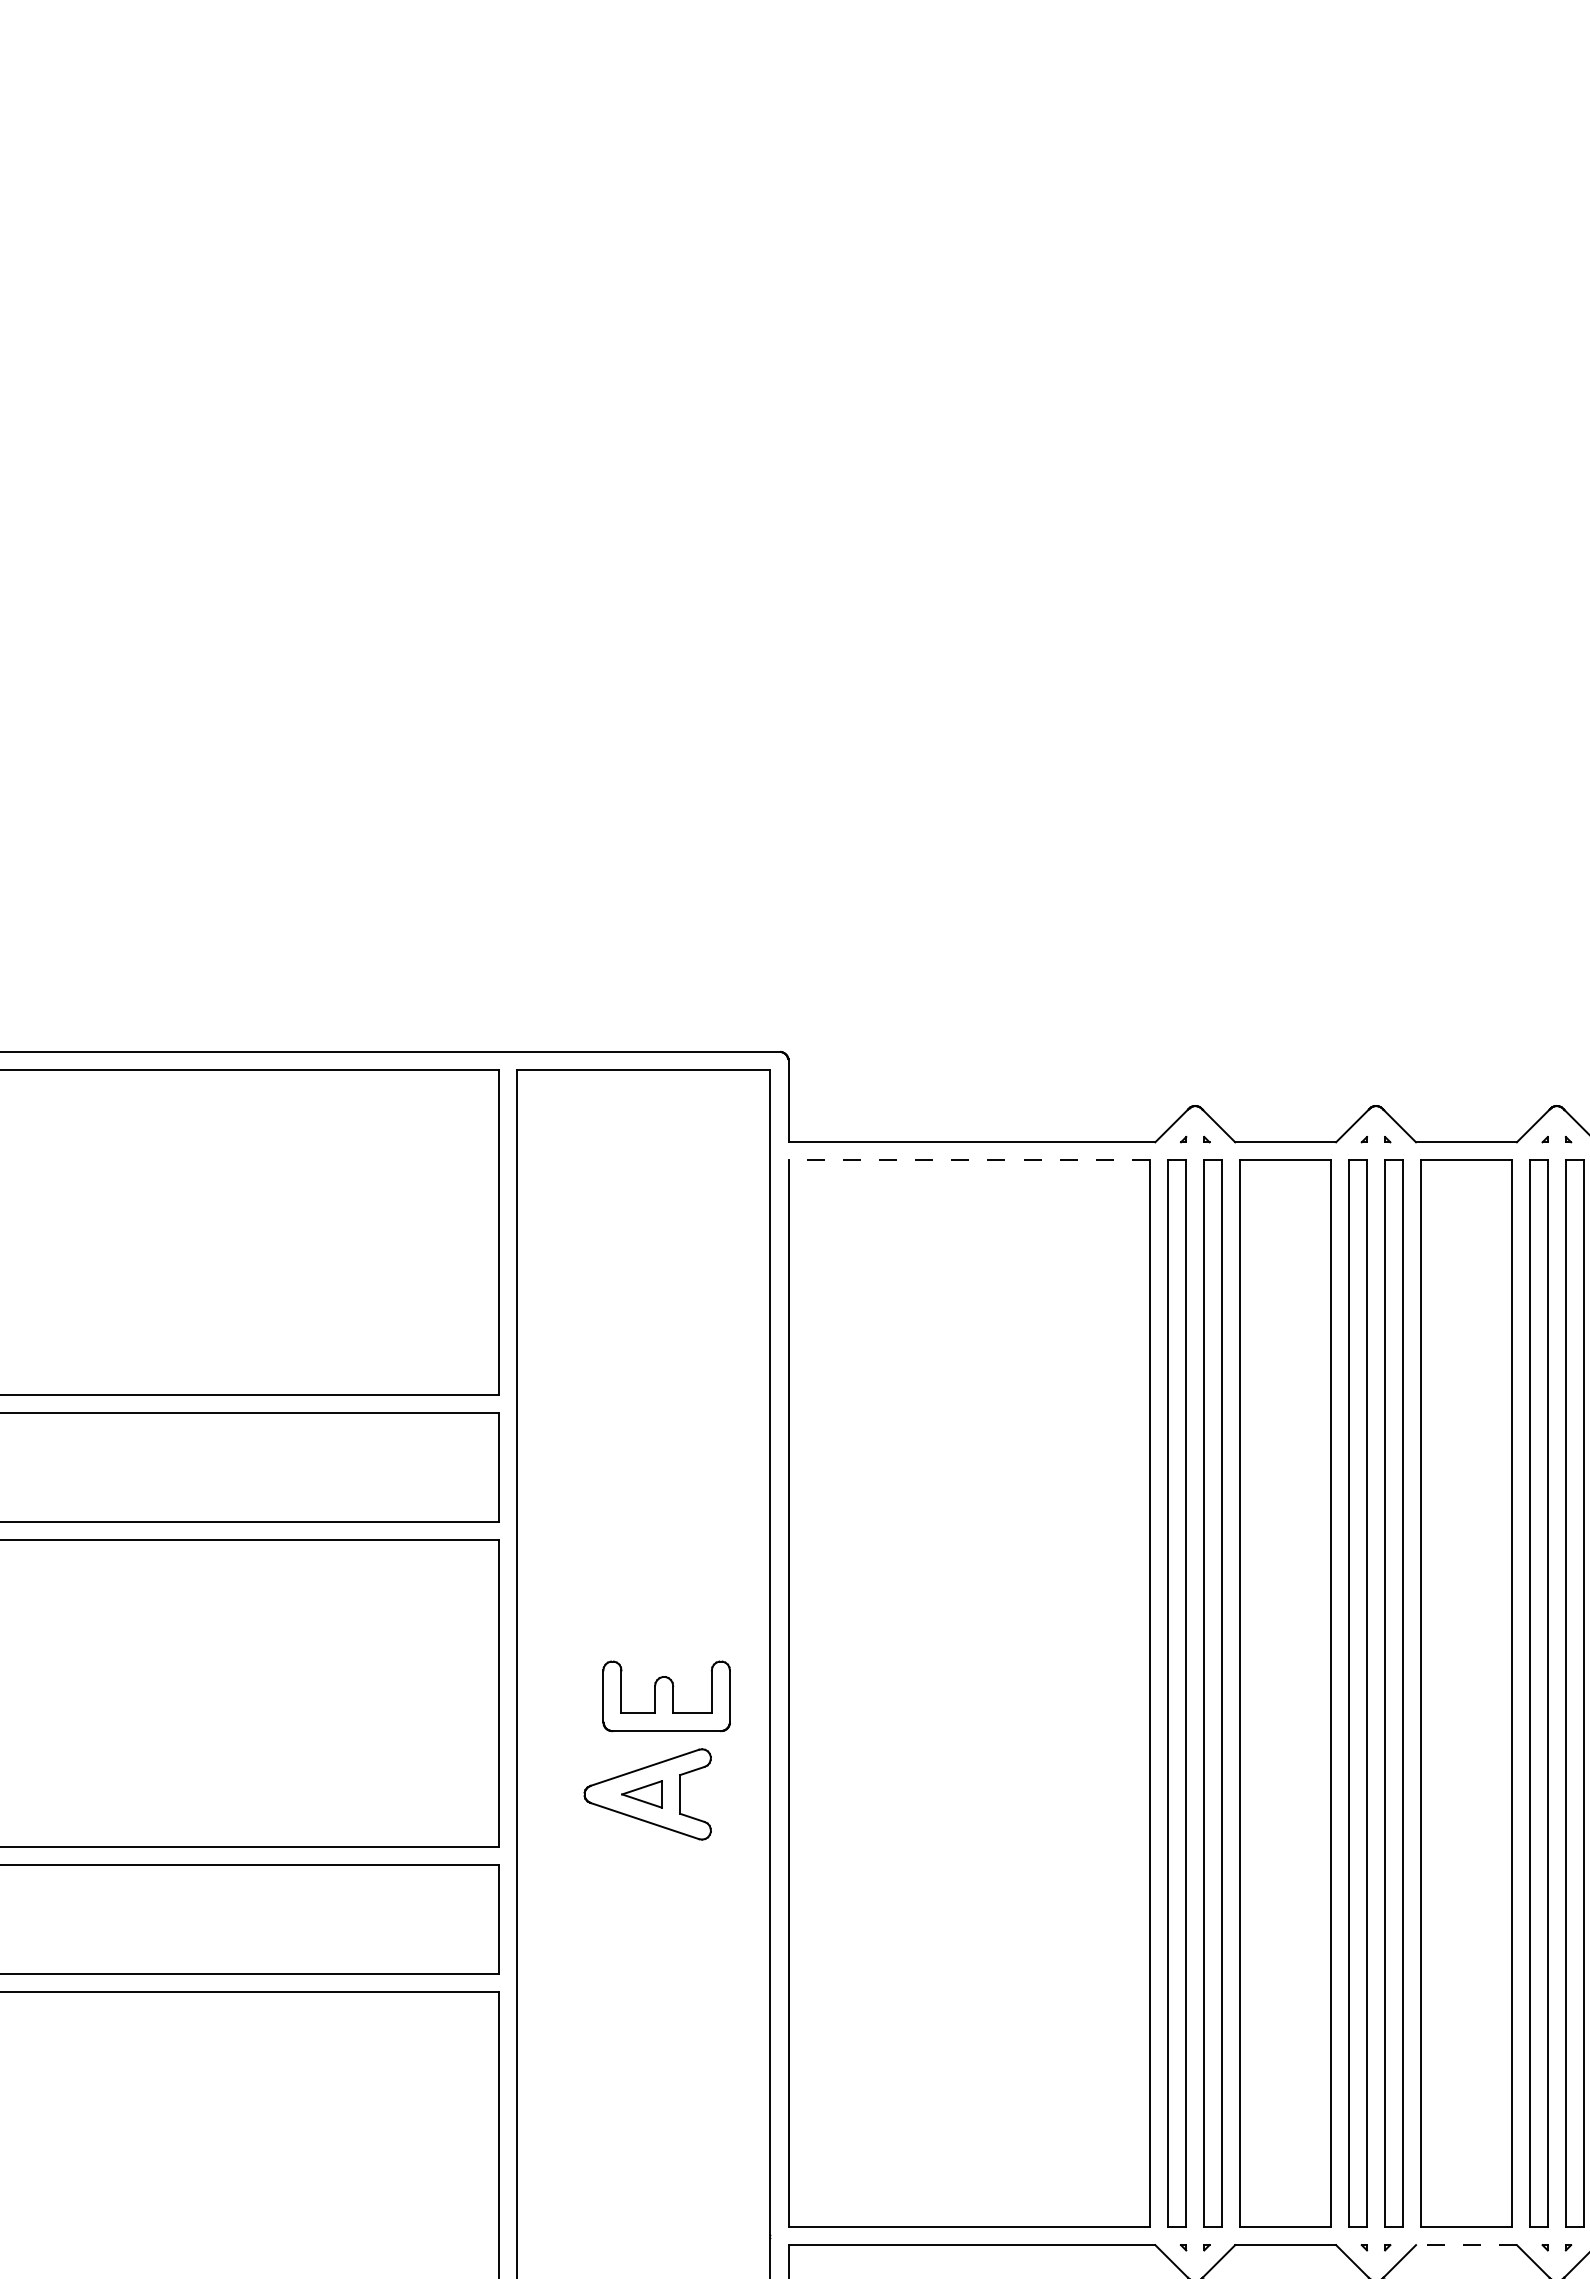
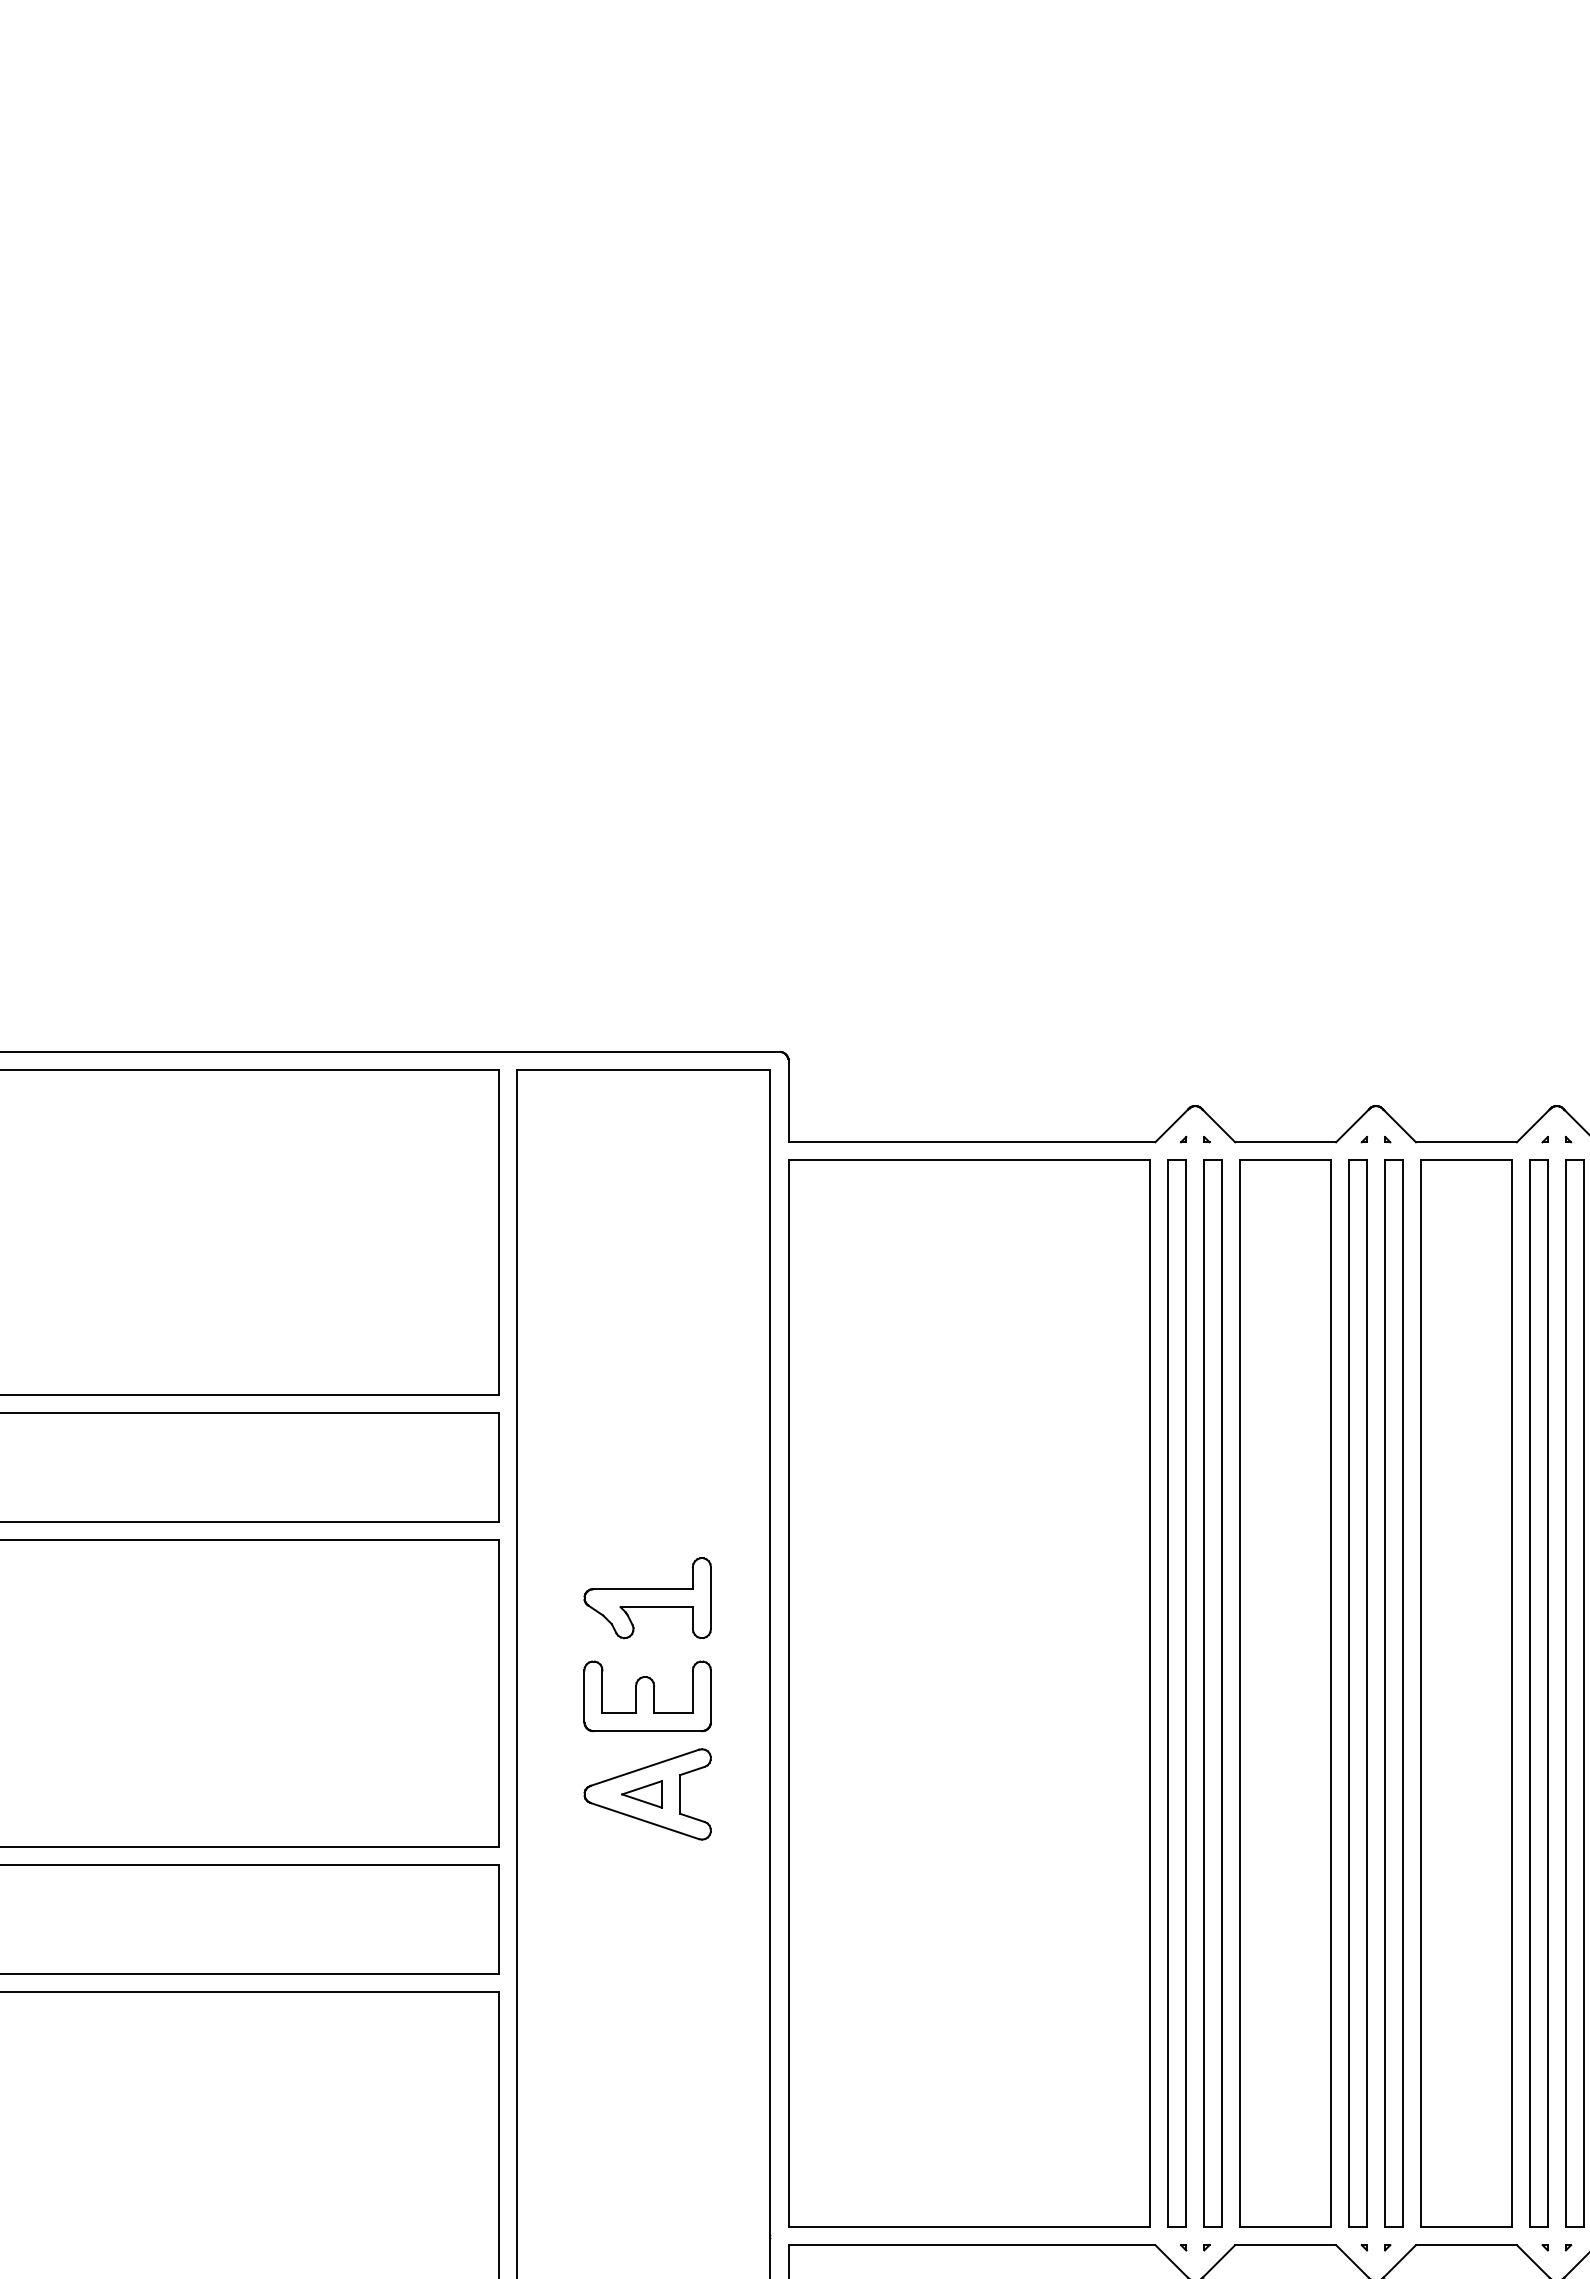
line: dashed -> solid (969, 1160)
part: none -> present (647, 1598)
part position: (666, 1696) -> (647, 1696) (647, 1696)
line: dashed -> solid (1465, 2245)
